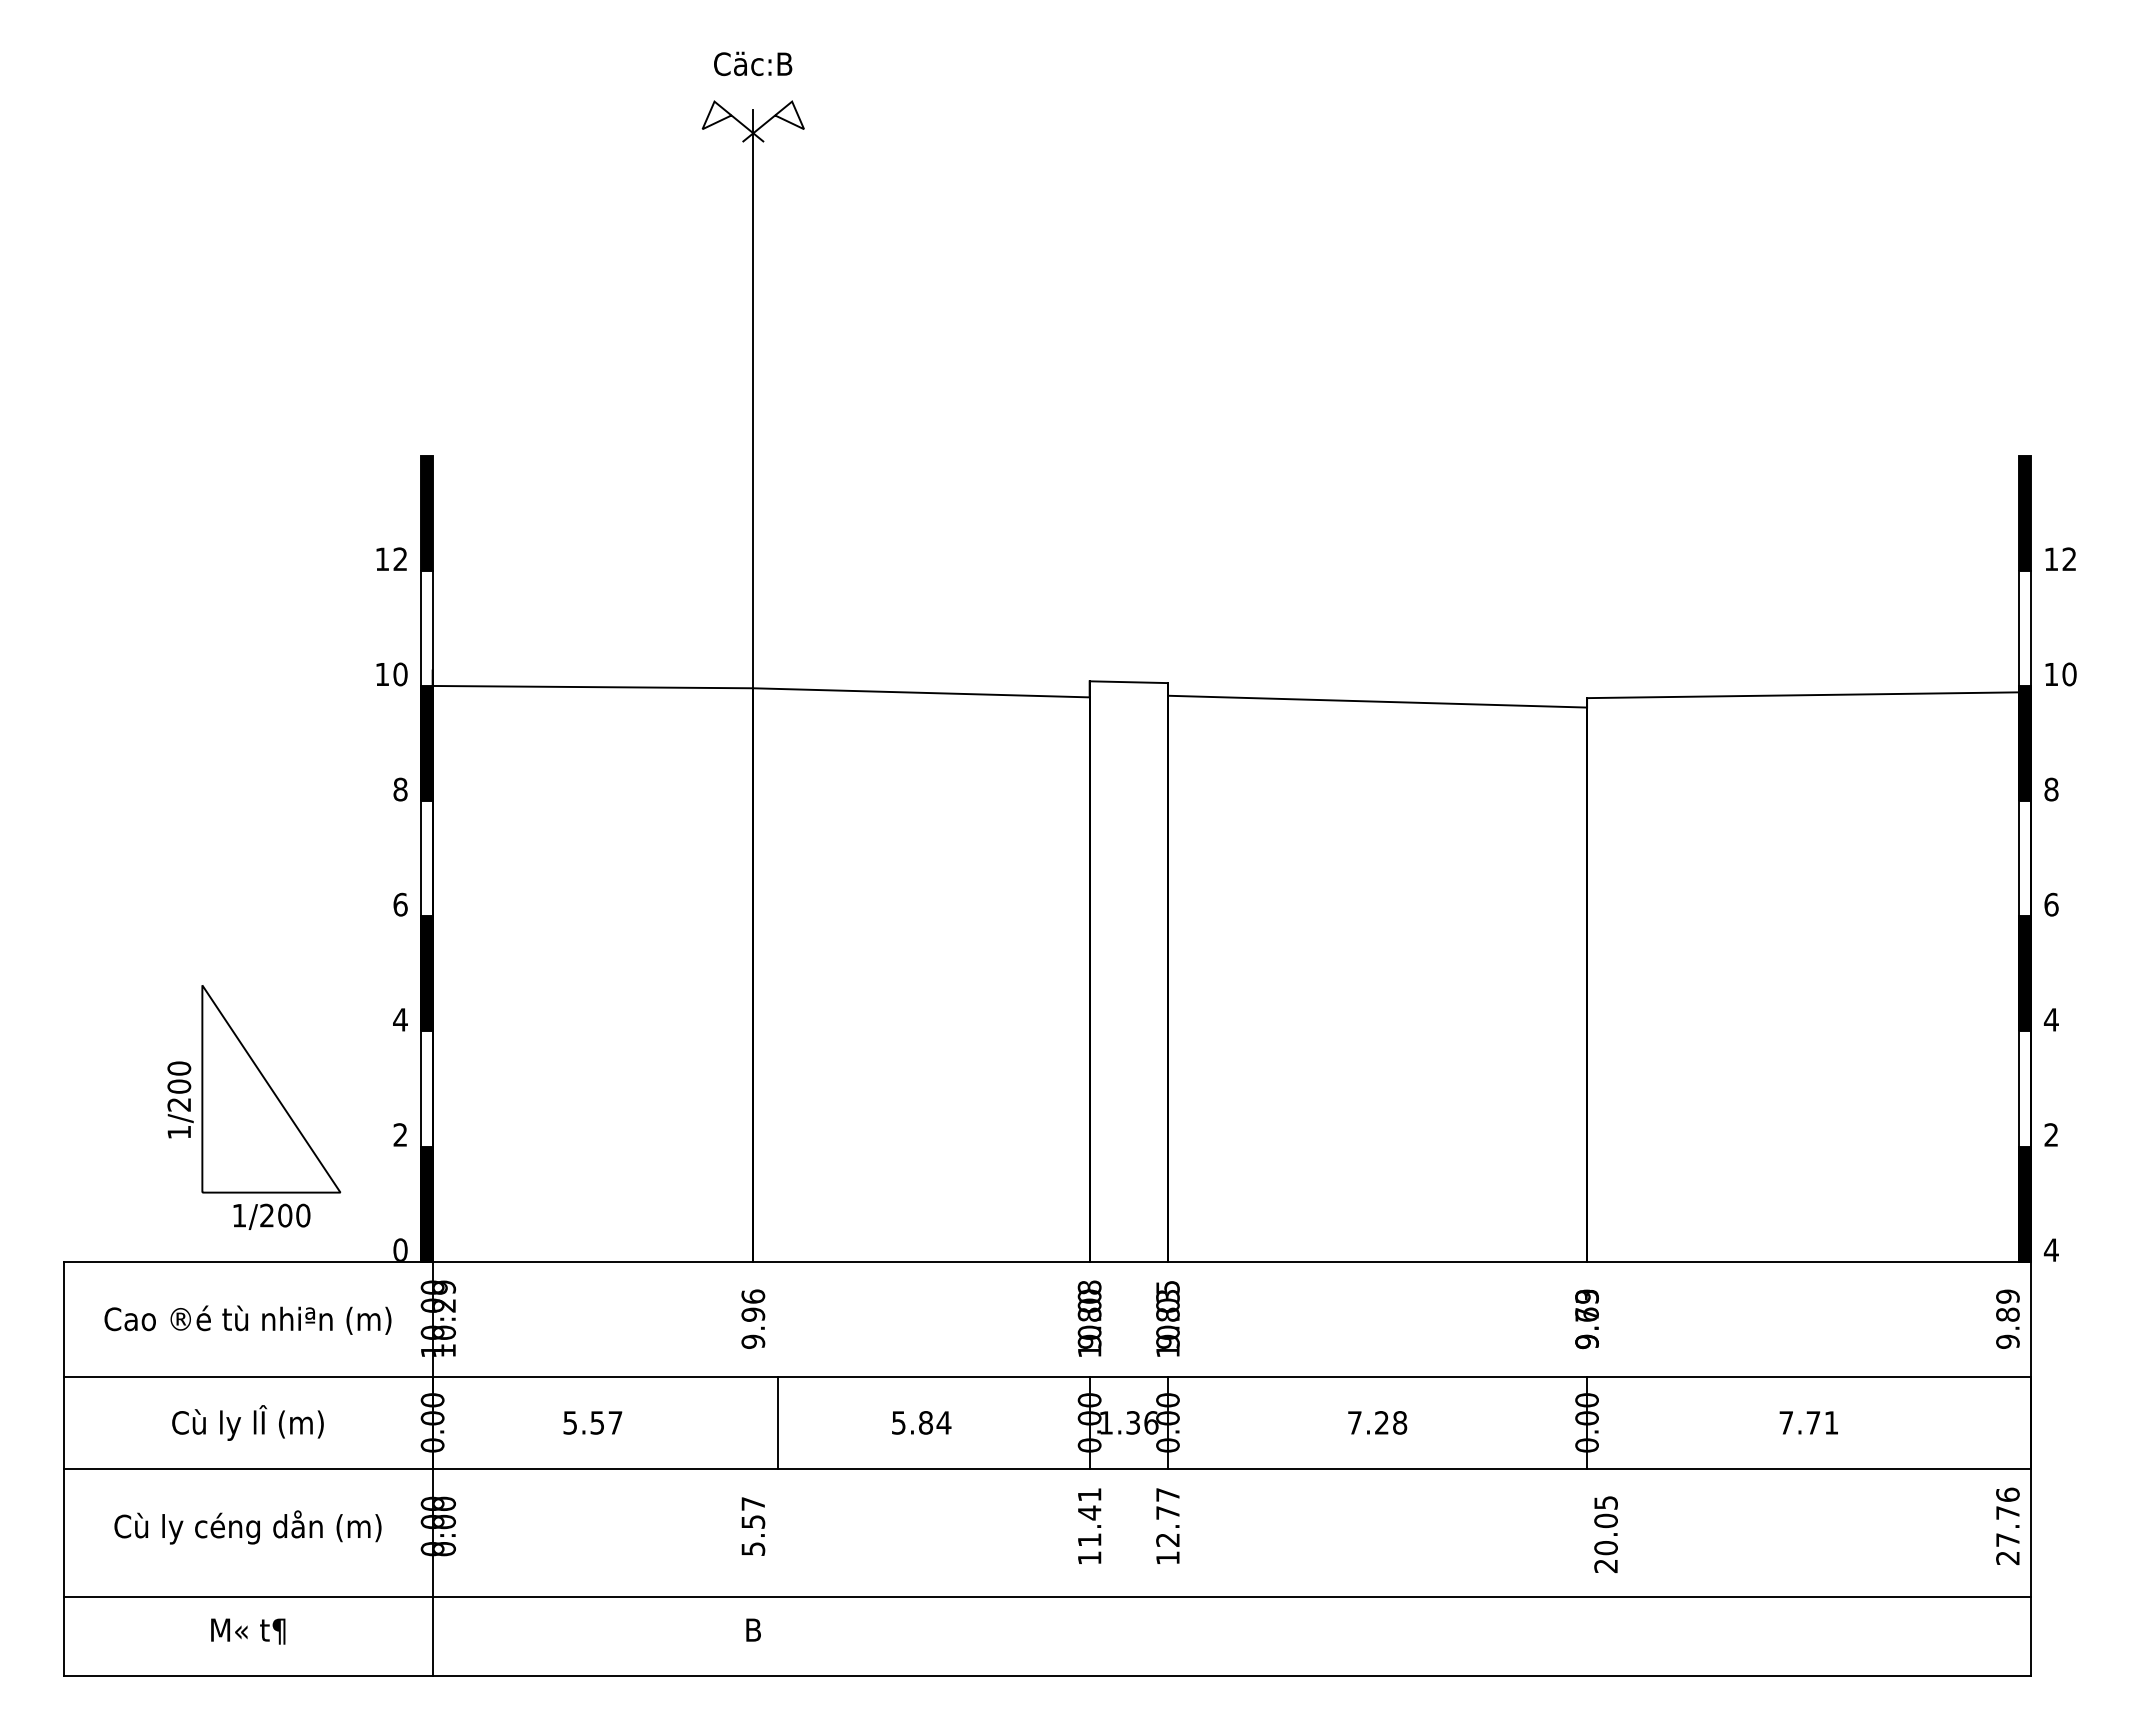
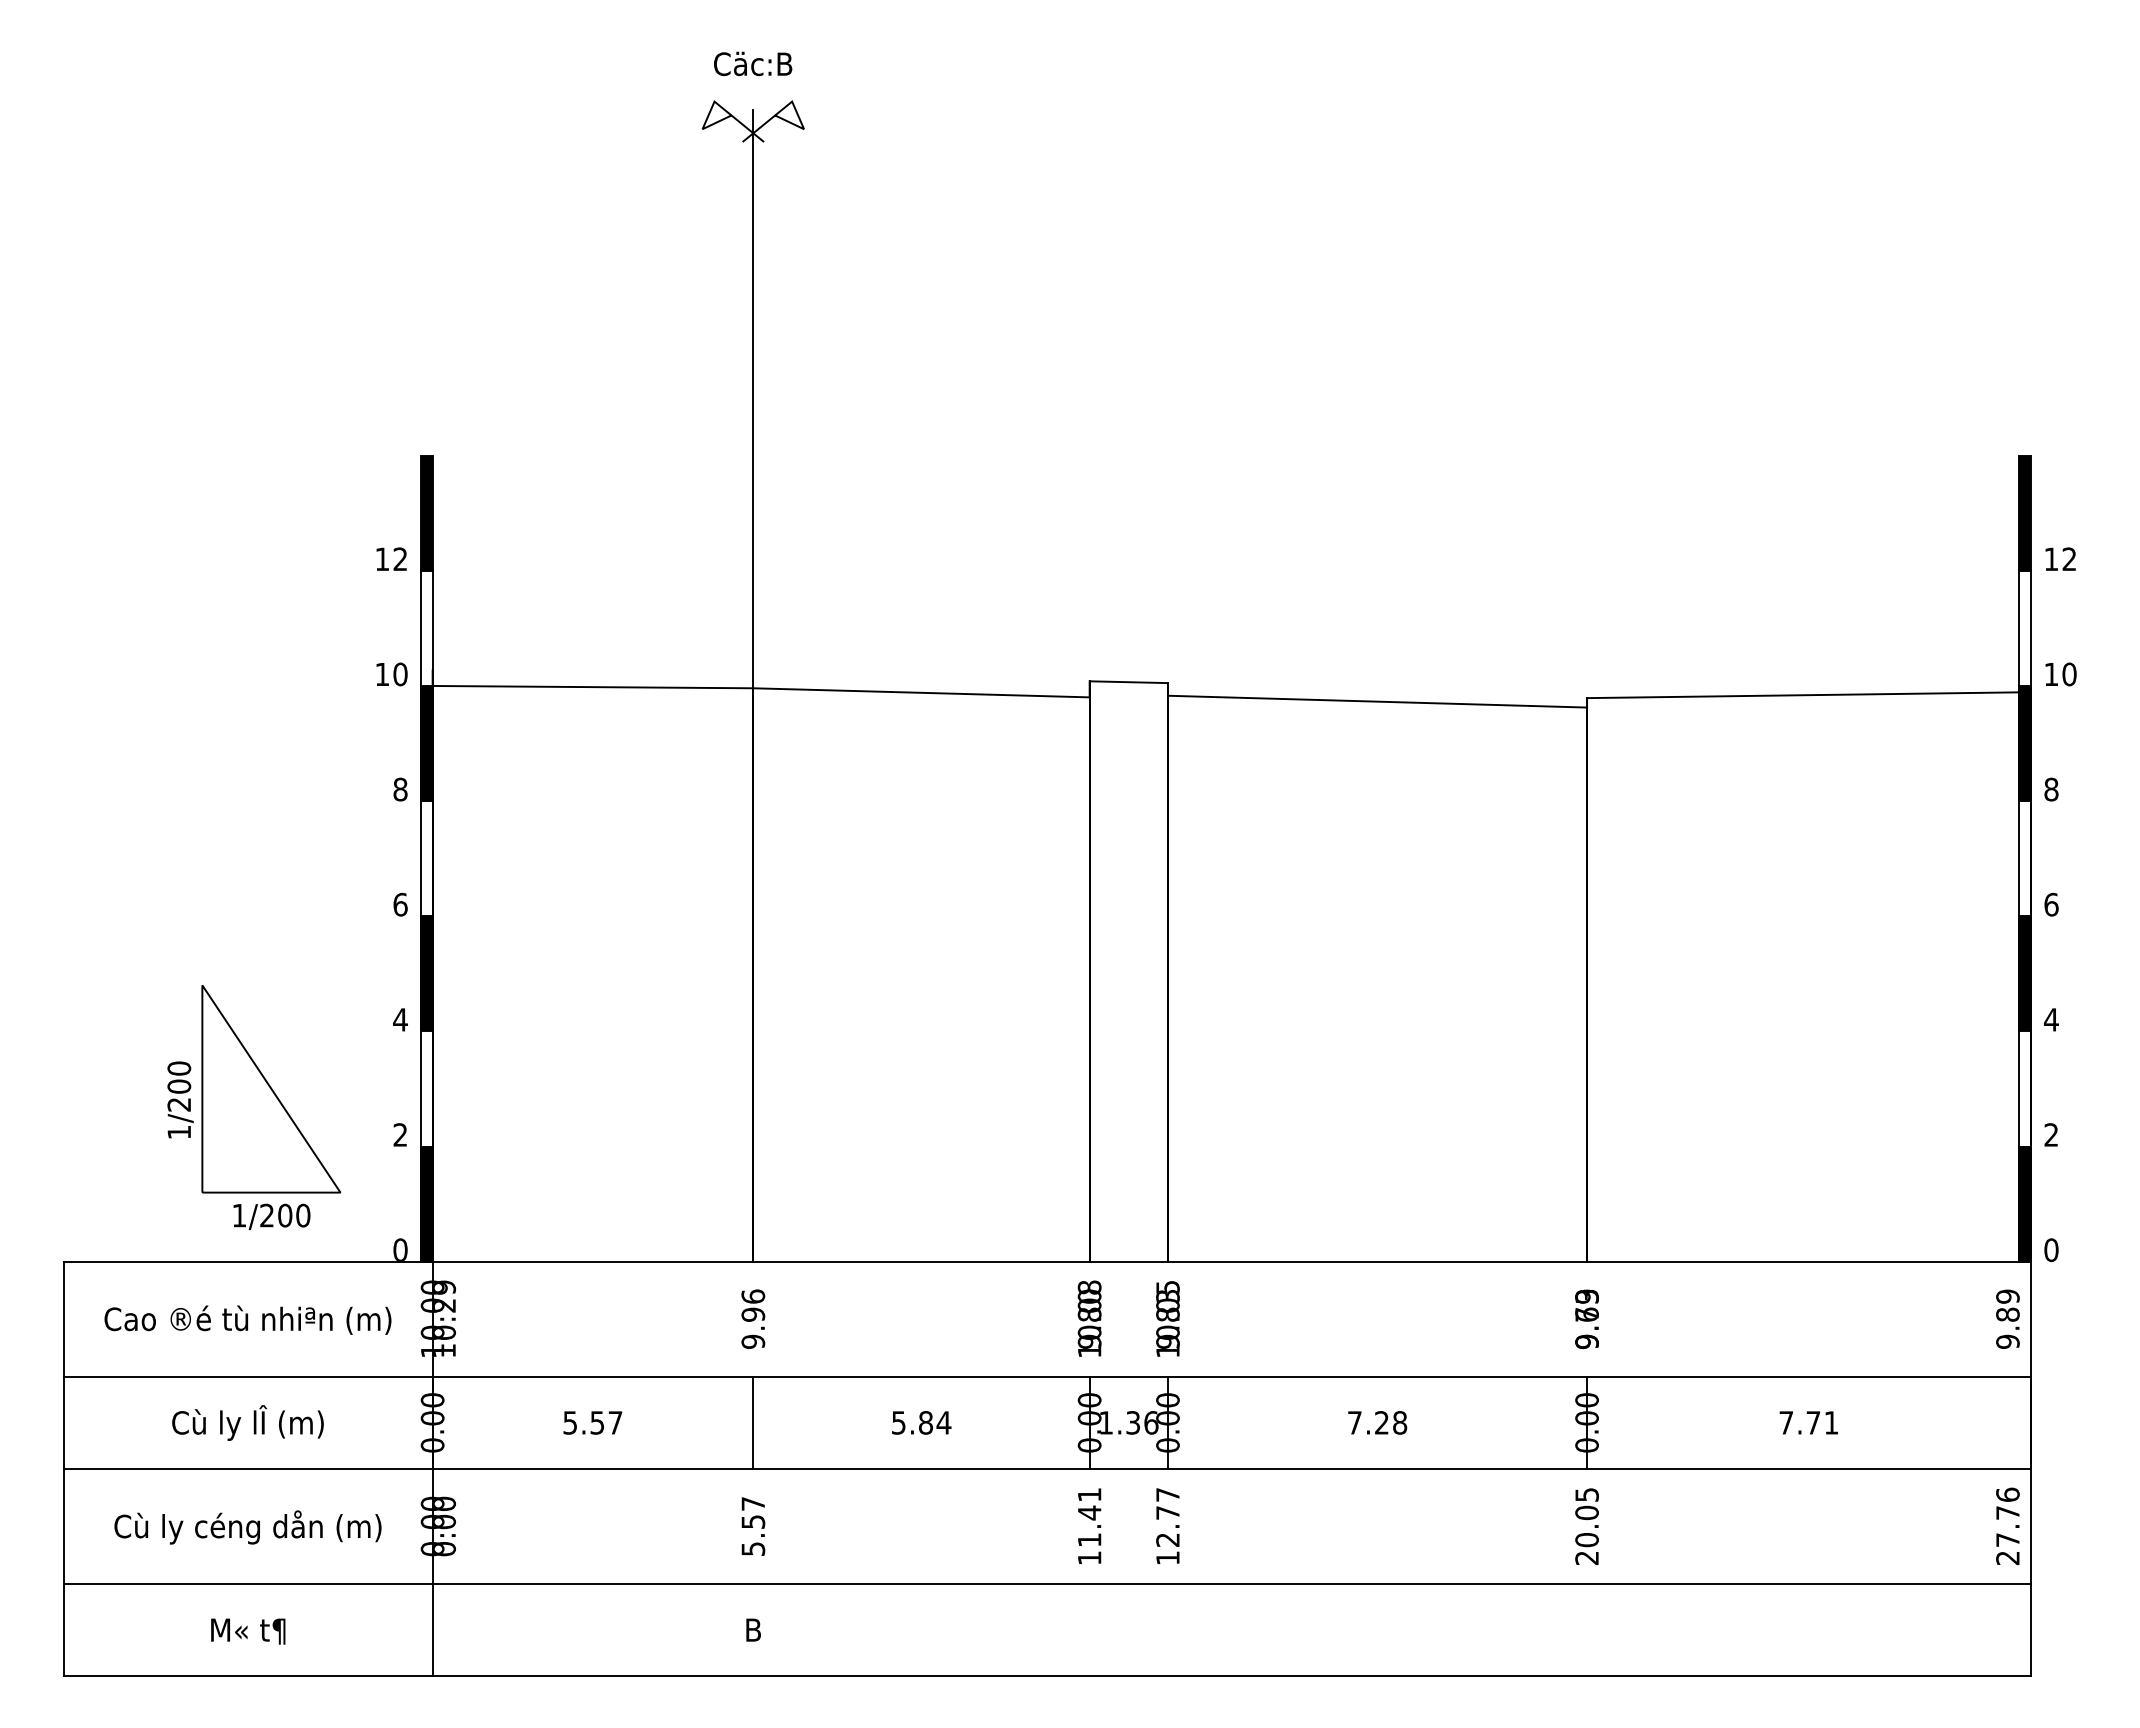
text: 4 -> 0 (2050, 1250)
line position: (778, 1422) -> (753, 1422) (753, 1422)
text position: (1605, 1534) -> (1586, 1526) (1586, 1526)
line position: (1047, 1597) -> (1047, 1584) (1047, 1584)
